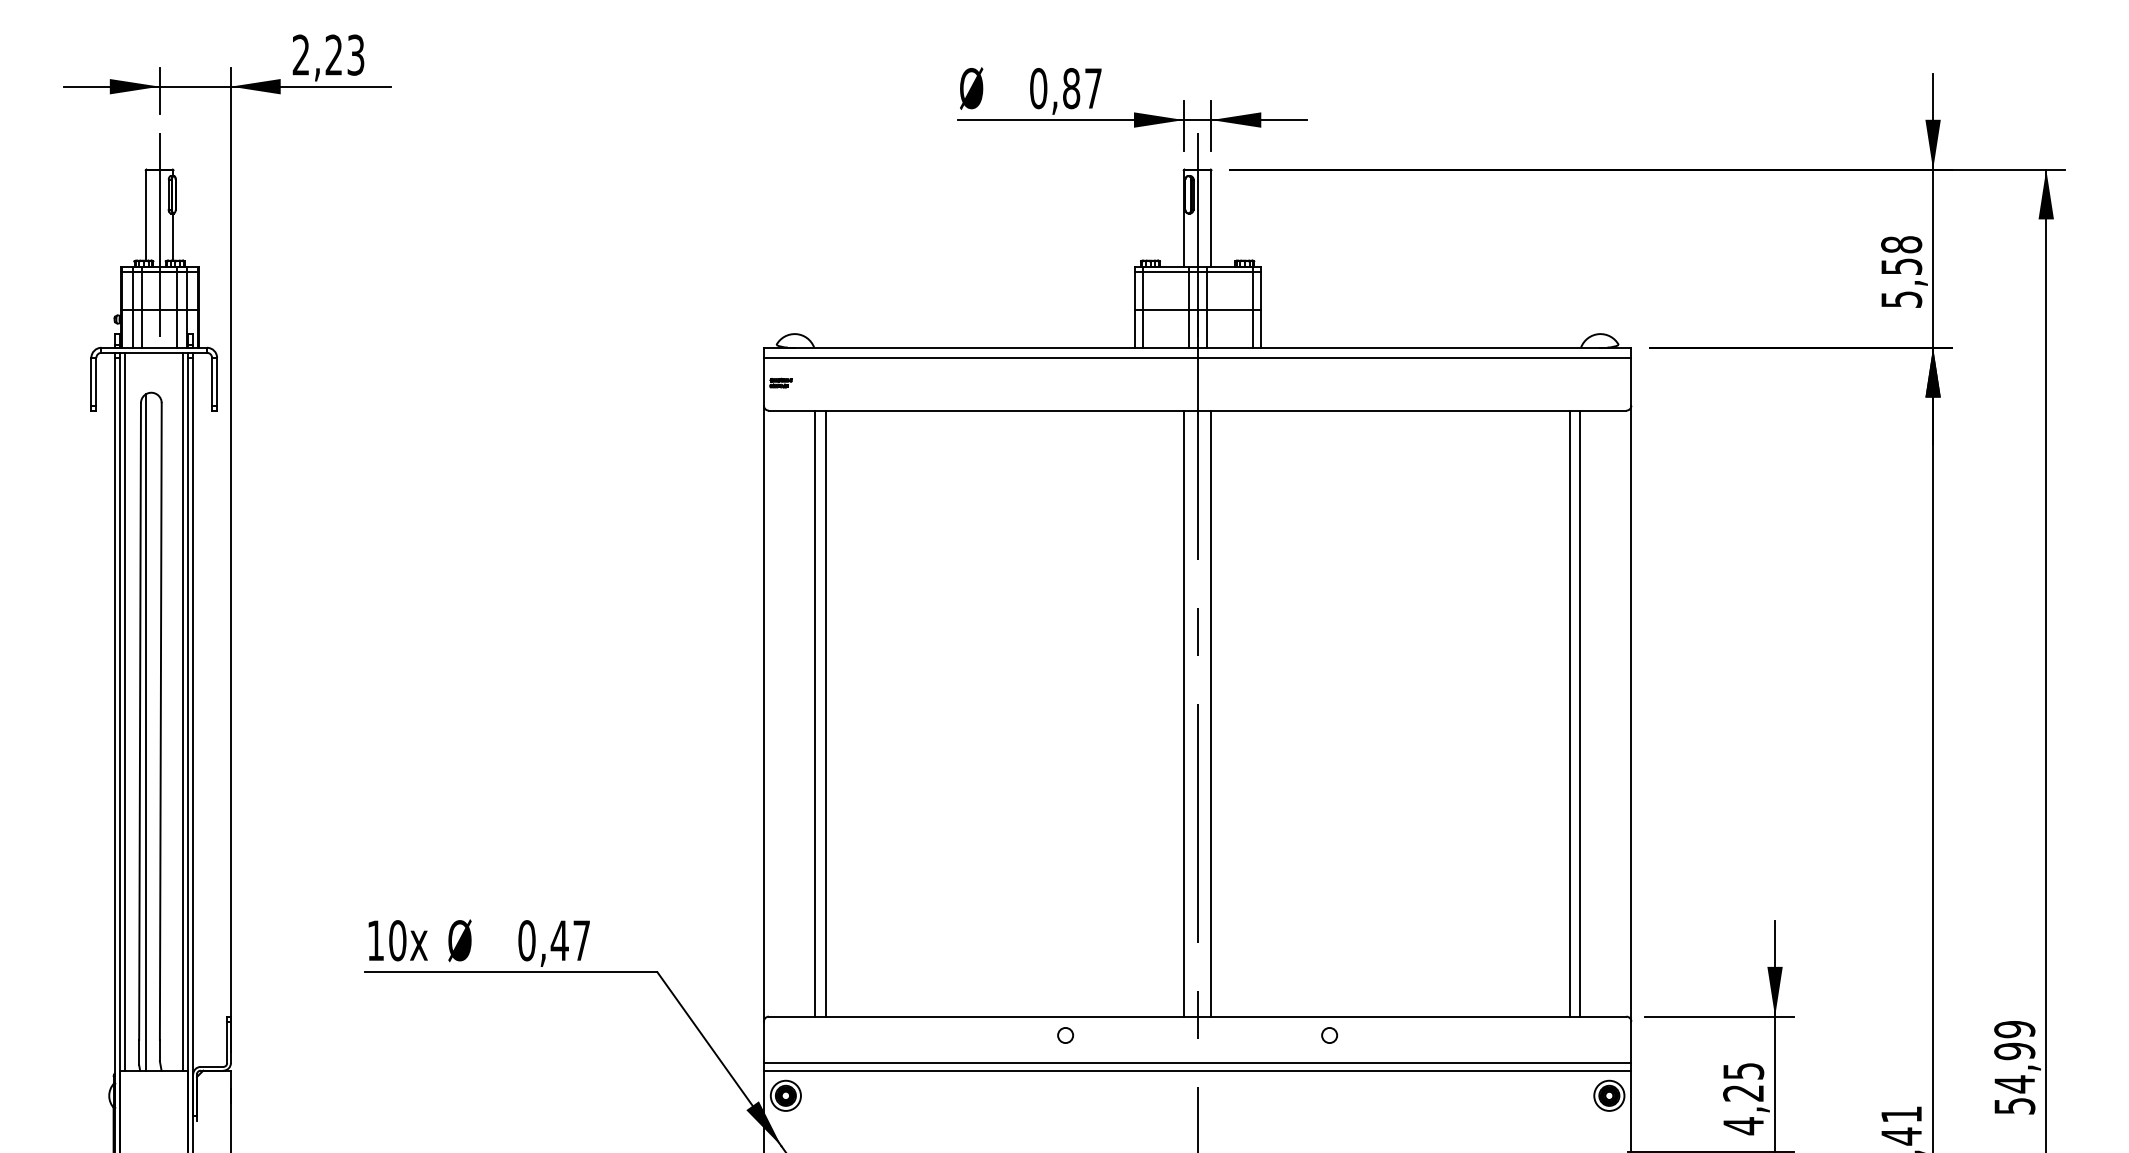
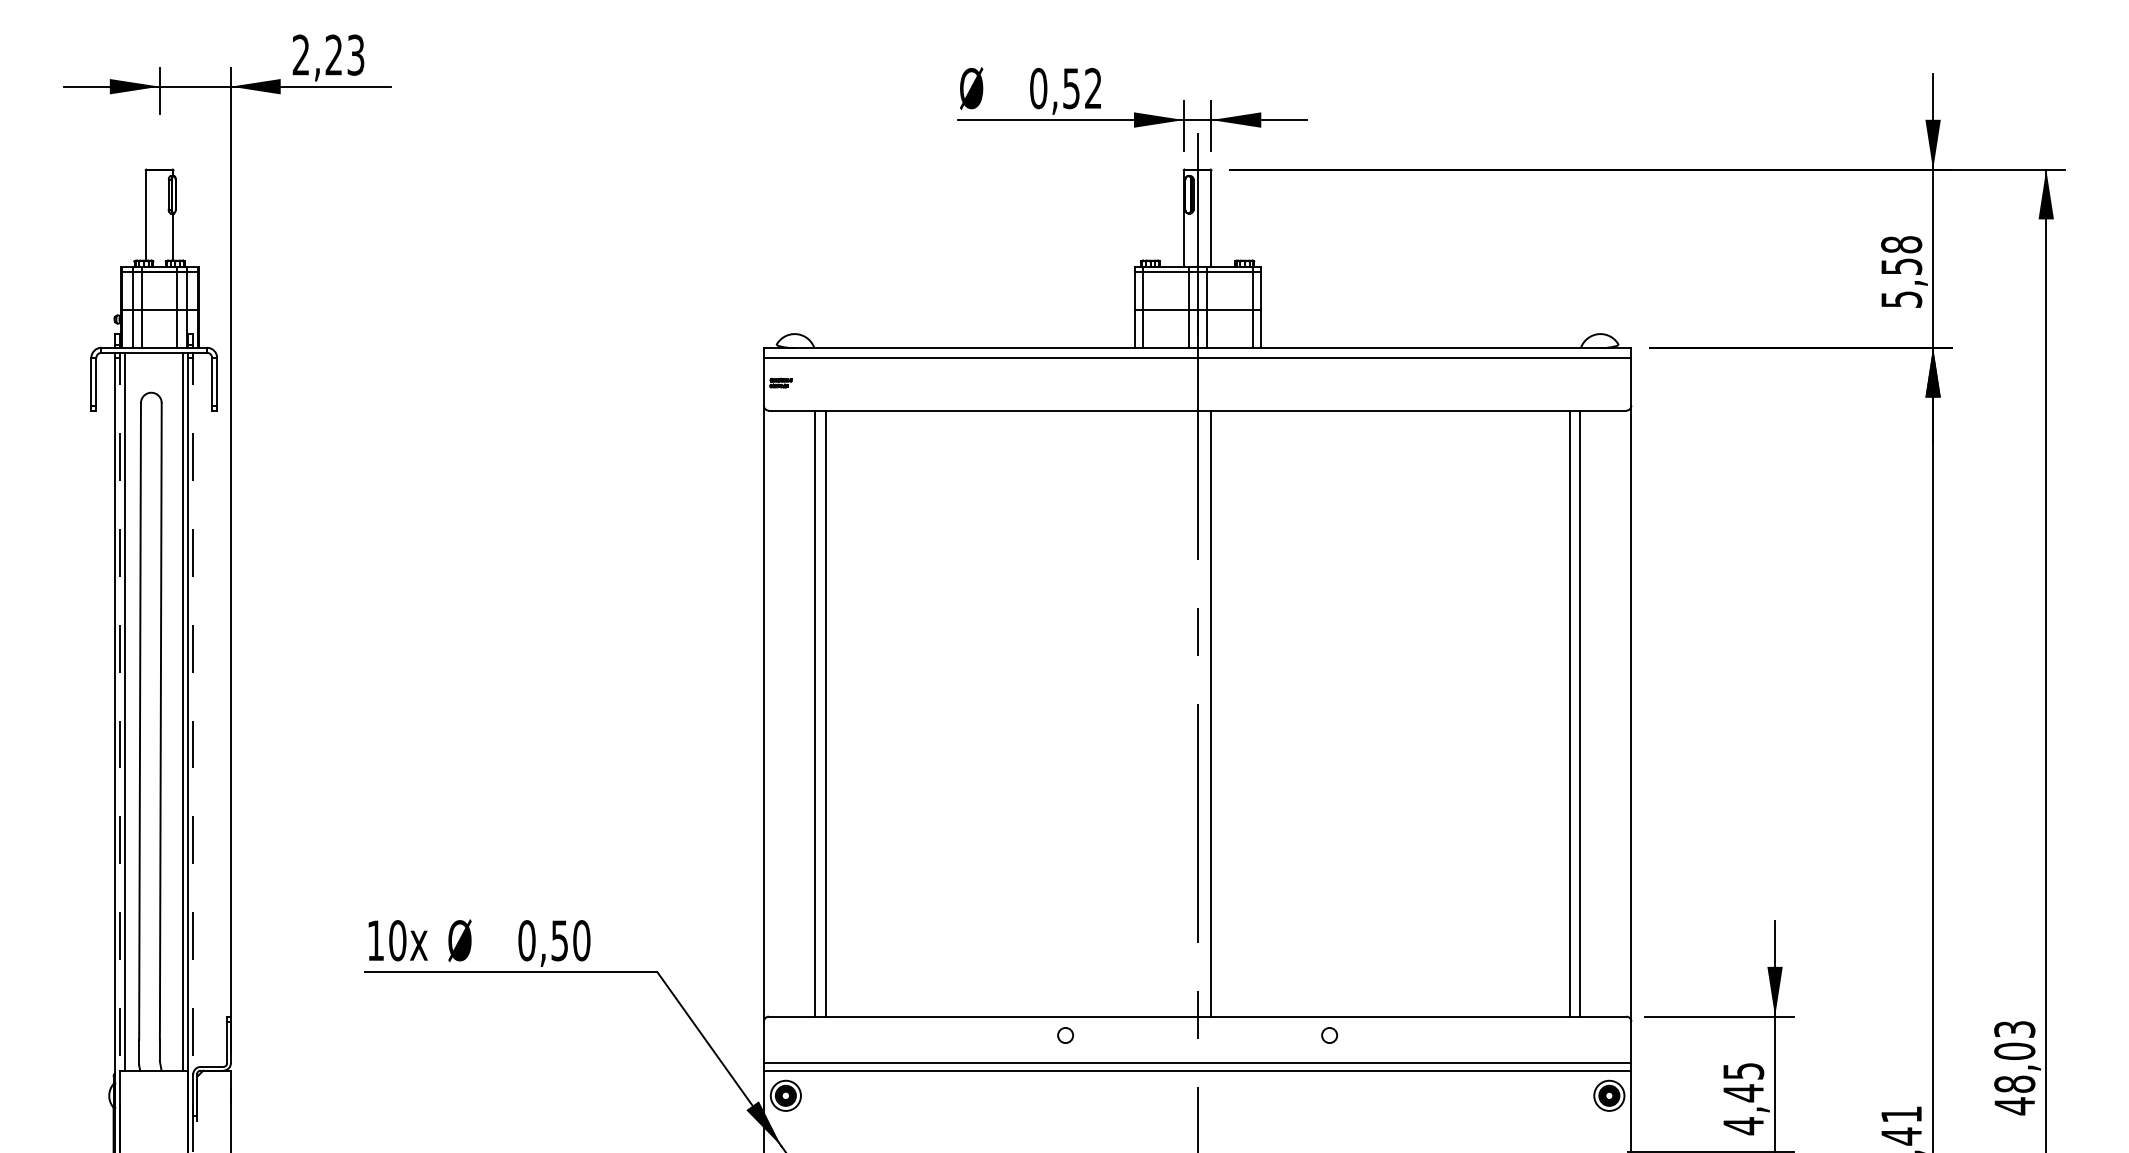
text: 0,87 -> 0,52 (1082, 88)
line: present -> none (159, 234)
line: present -> none (1183, 713)
line: present -> none (145, 732)
line: solid -> dashed (120, 754)
line: solid -> dashed (193, 754)
text: 0,47 -> 0,50 (570, 940)
text: 54,99 -> 48,03 (2014, 1068)
text: 4,25 -> 4,45 (1743, 1093)
